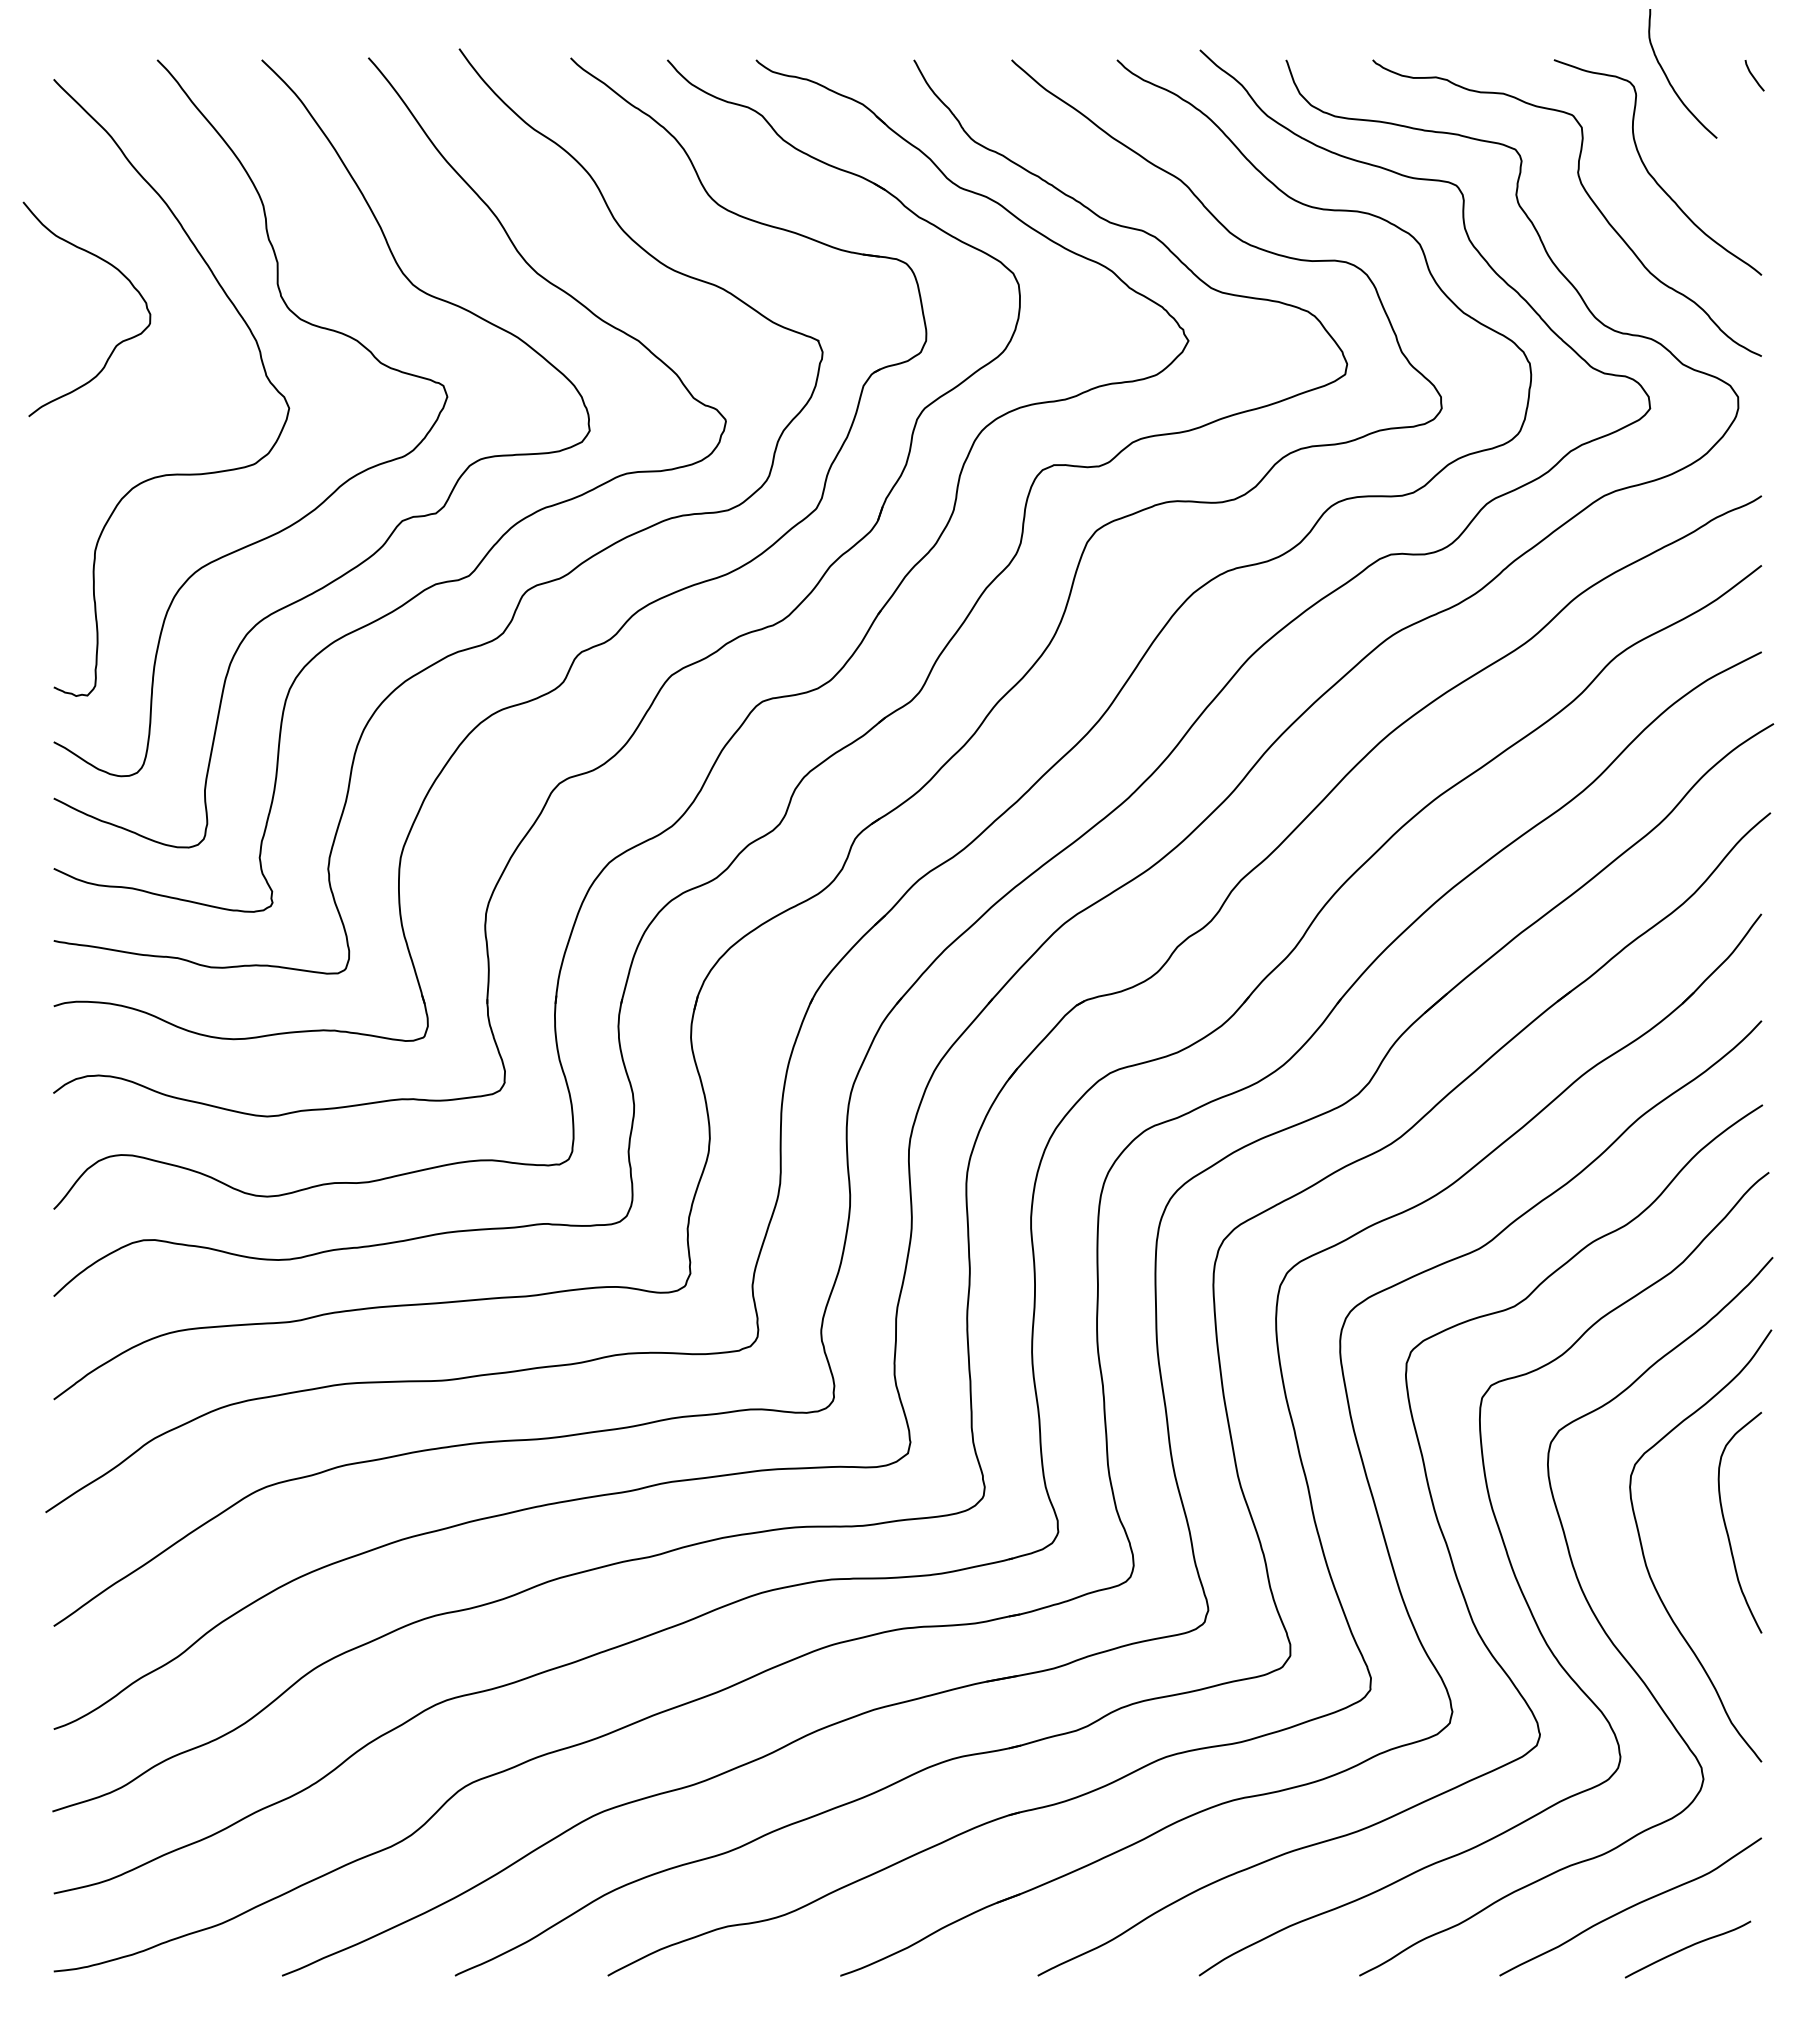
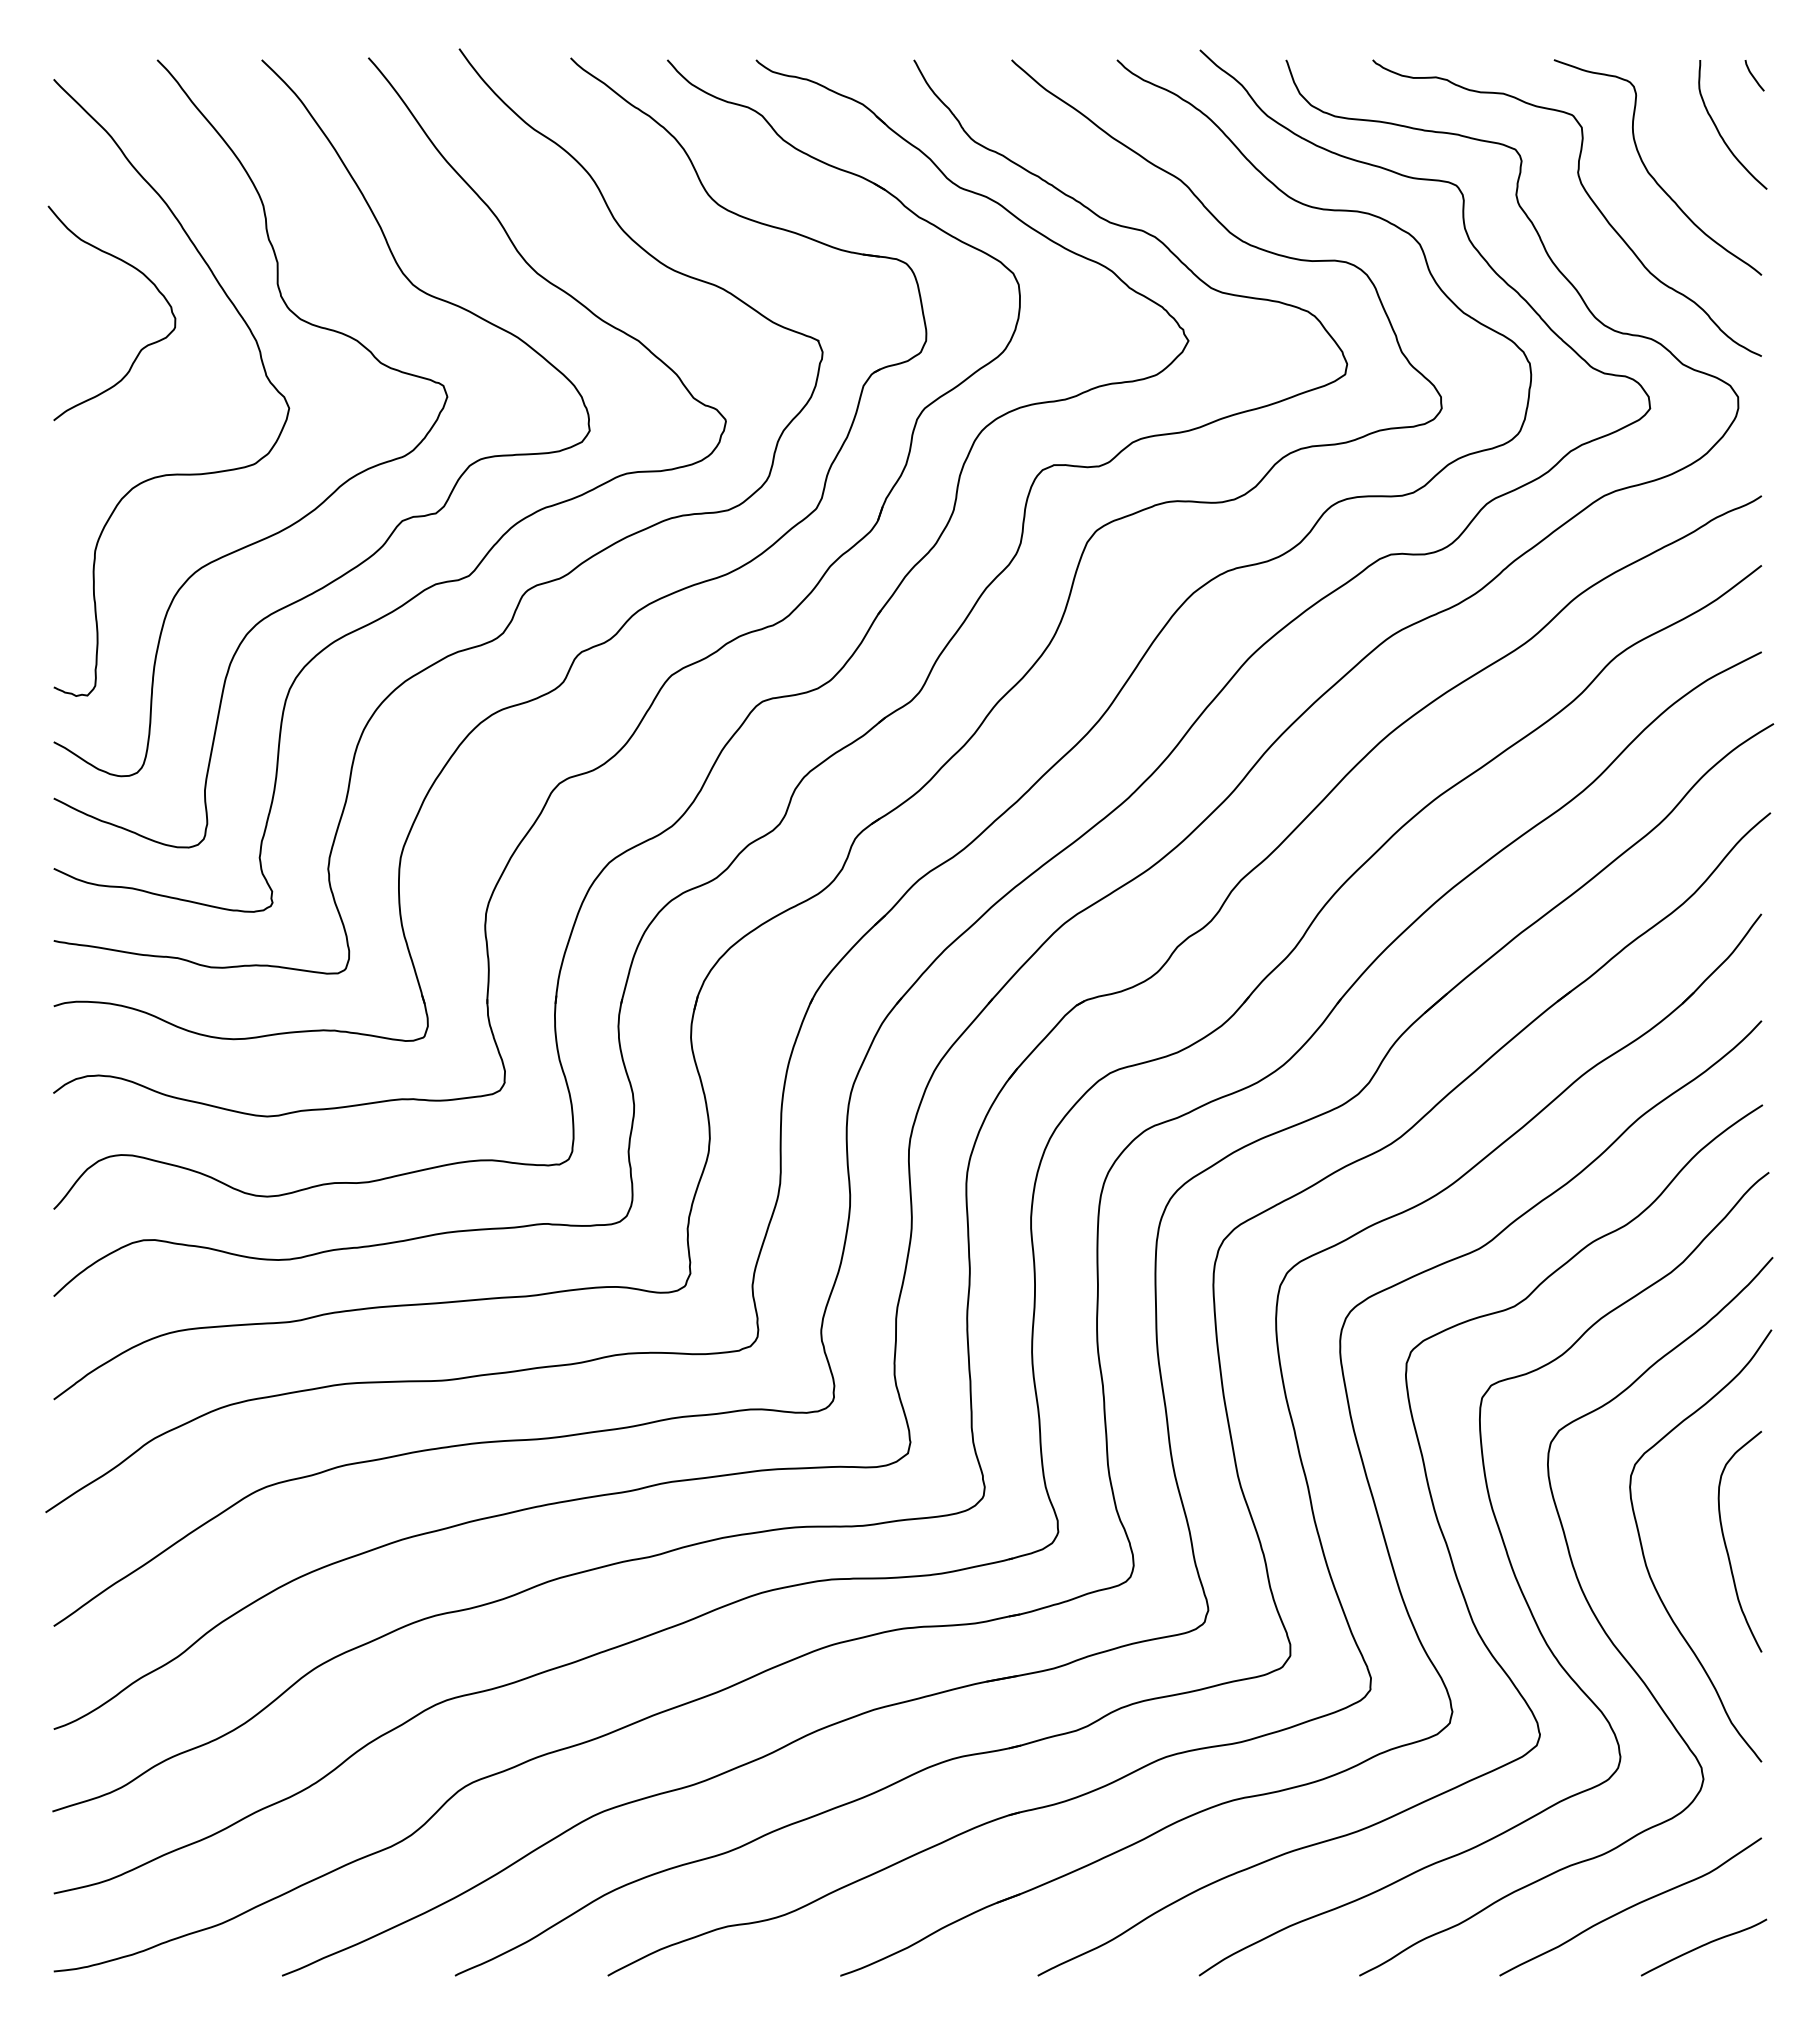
curve position: (1669, 80) -> (1719, 131) (1719, 131)
curve position: (117, 343) -> (142, 347) (142, 347)
curve position: (1726, 1525) -> (1726, 1544) (1726, 1544)
curve position: (1687, 1948) -> (1703, 1946) (1703, 1946)
